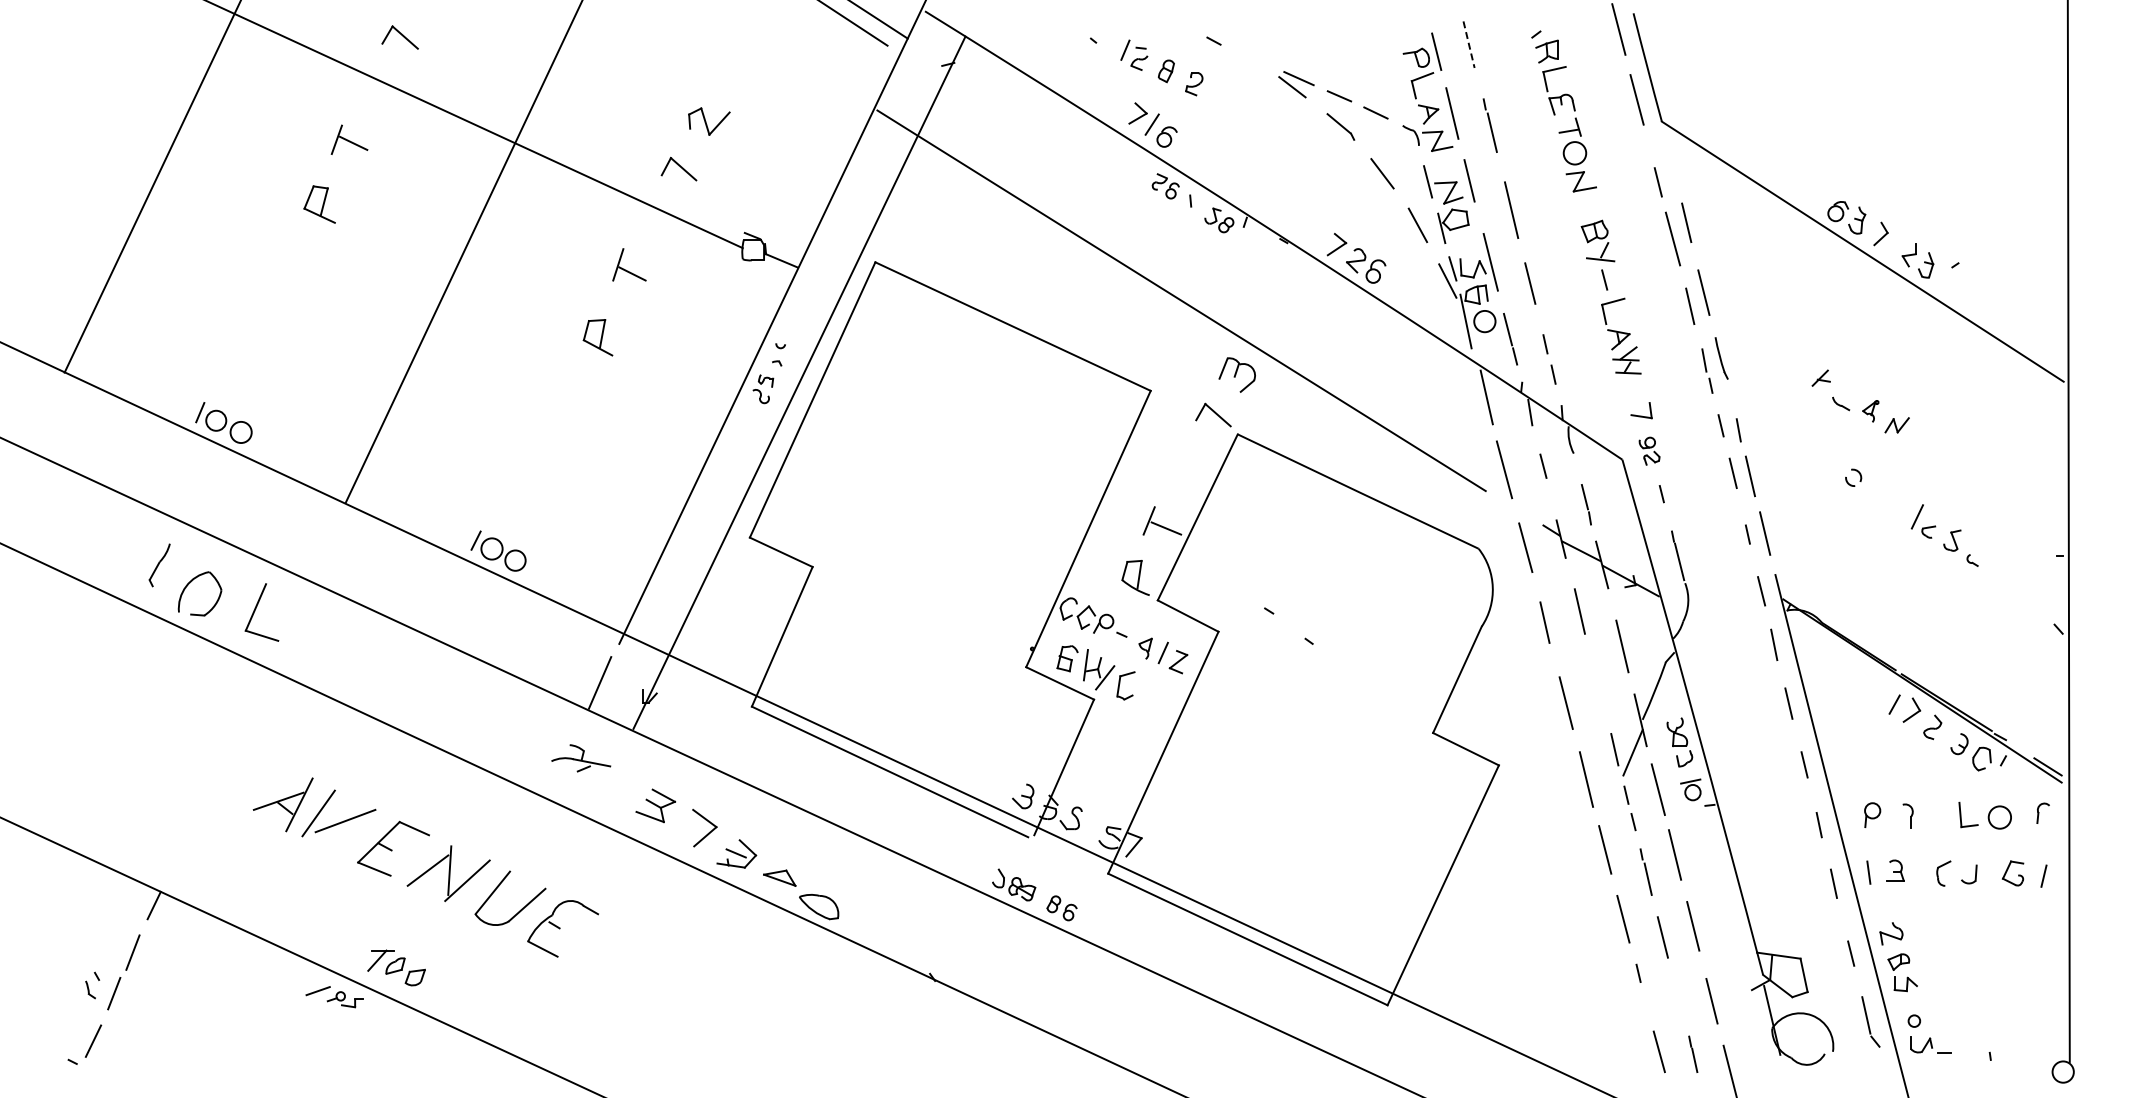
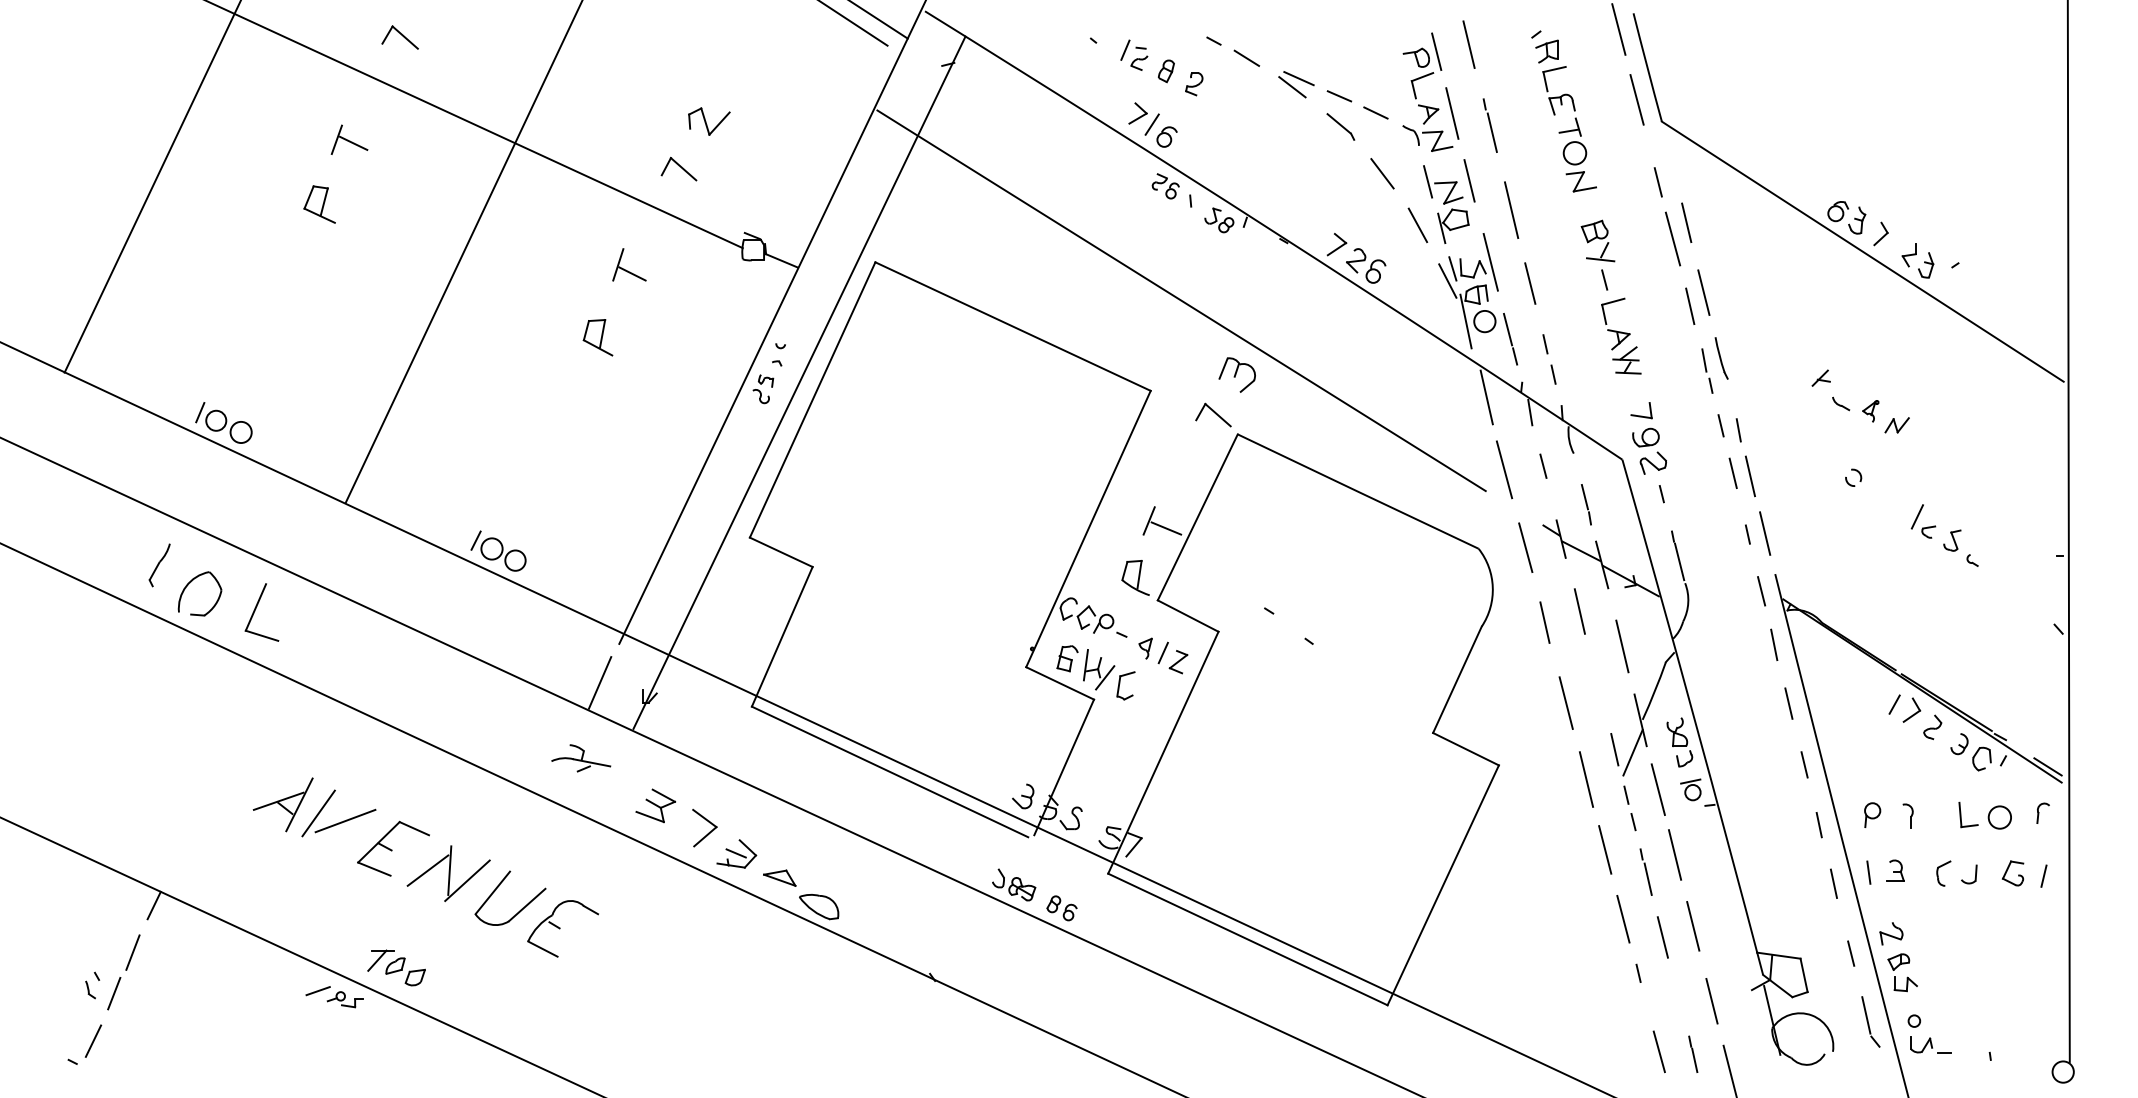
line: dashed -> solid (1469, 44)
line: none -> present (1246, 57)
part size: 23x30 px -> 35x48 px (1649, 450)
